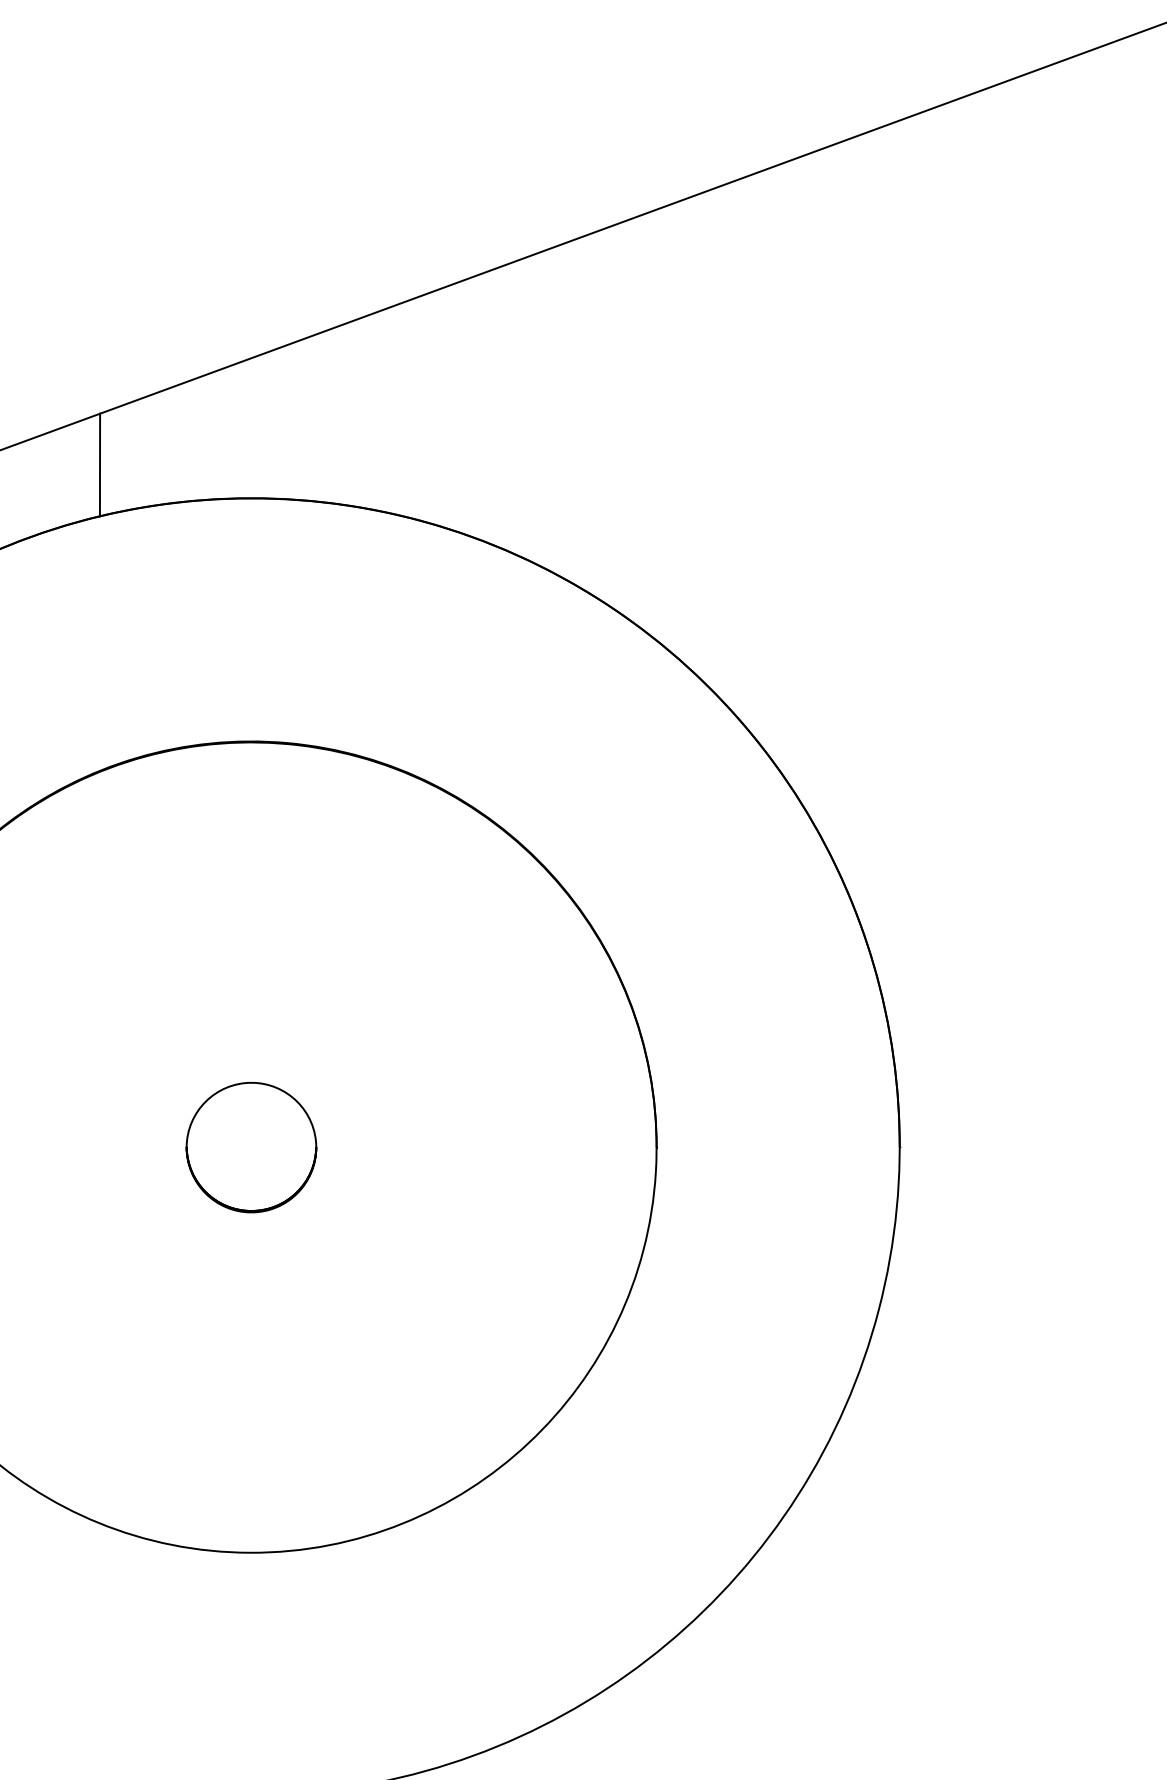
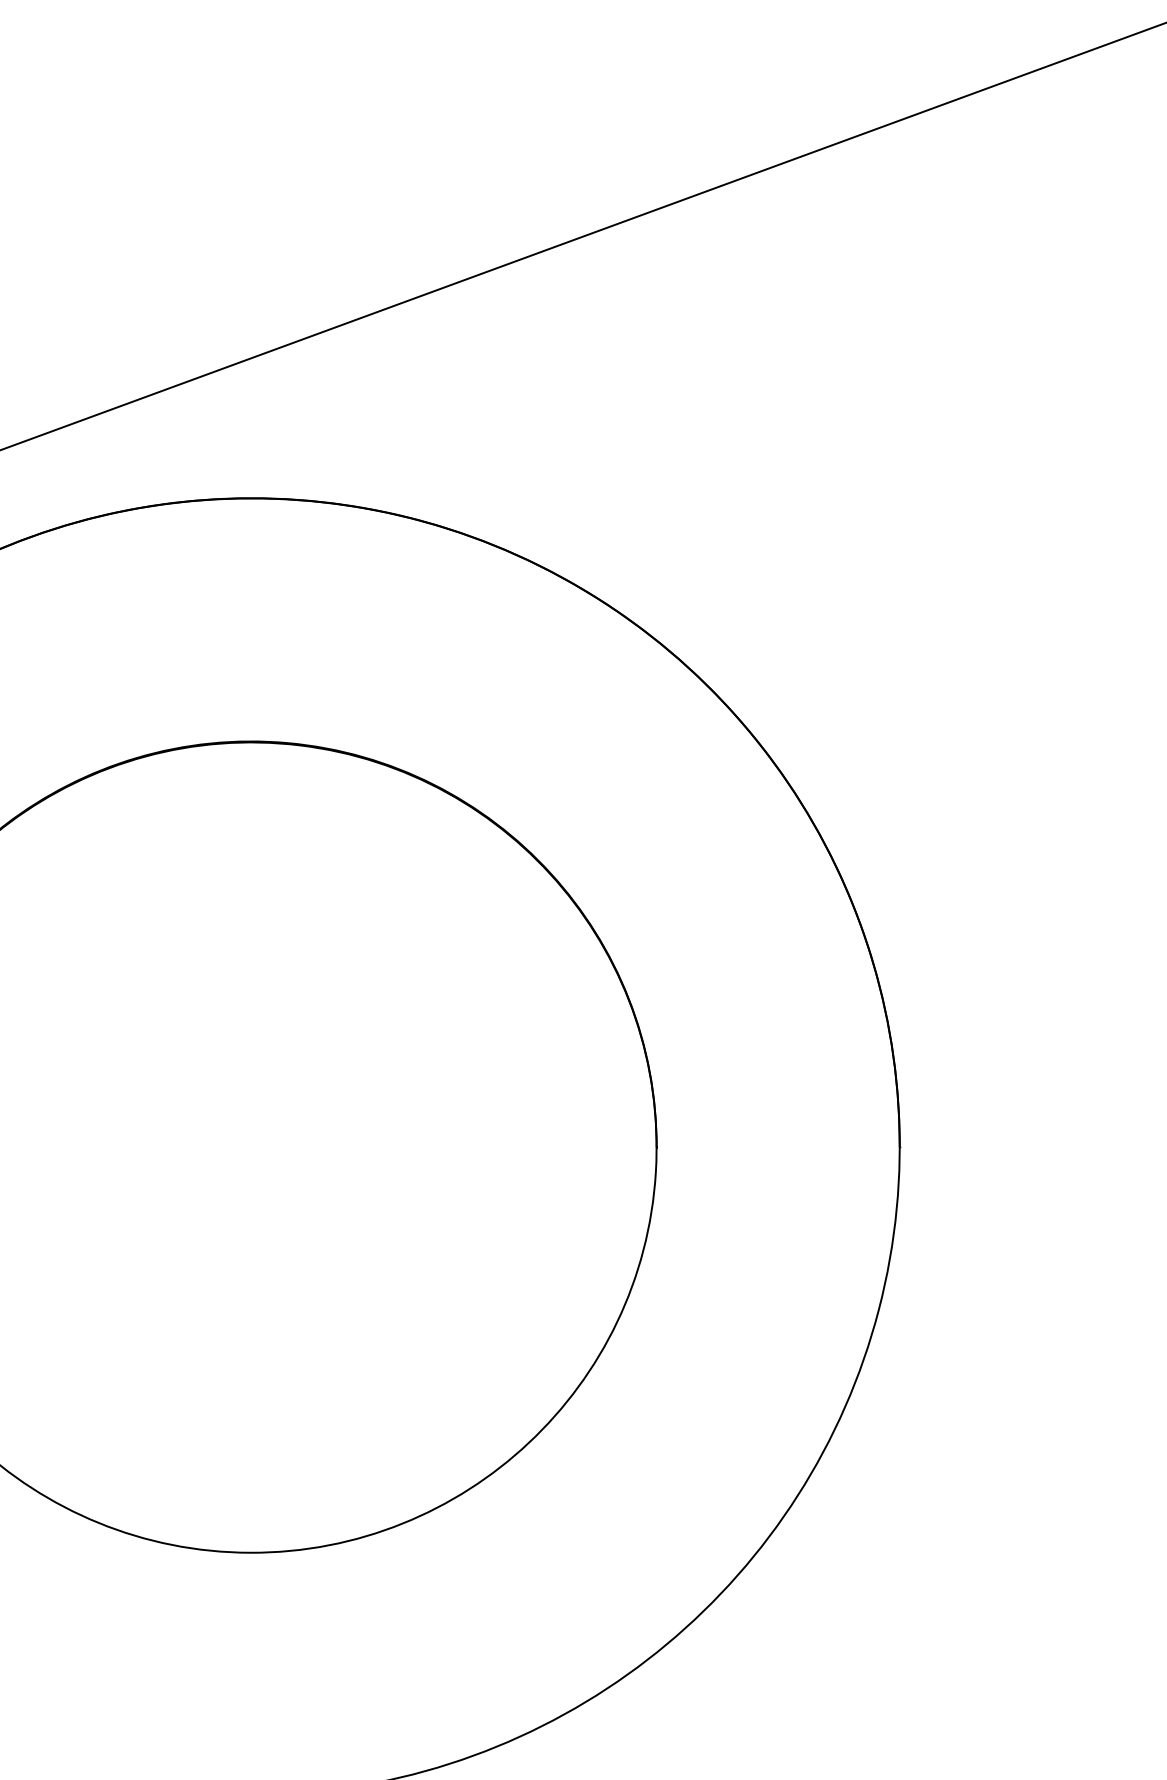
line: present -> none (99, 464)
part: present -> none (251, 1147)
